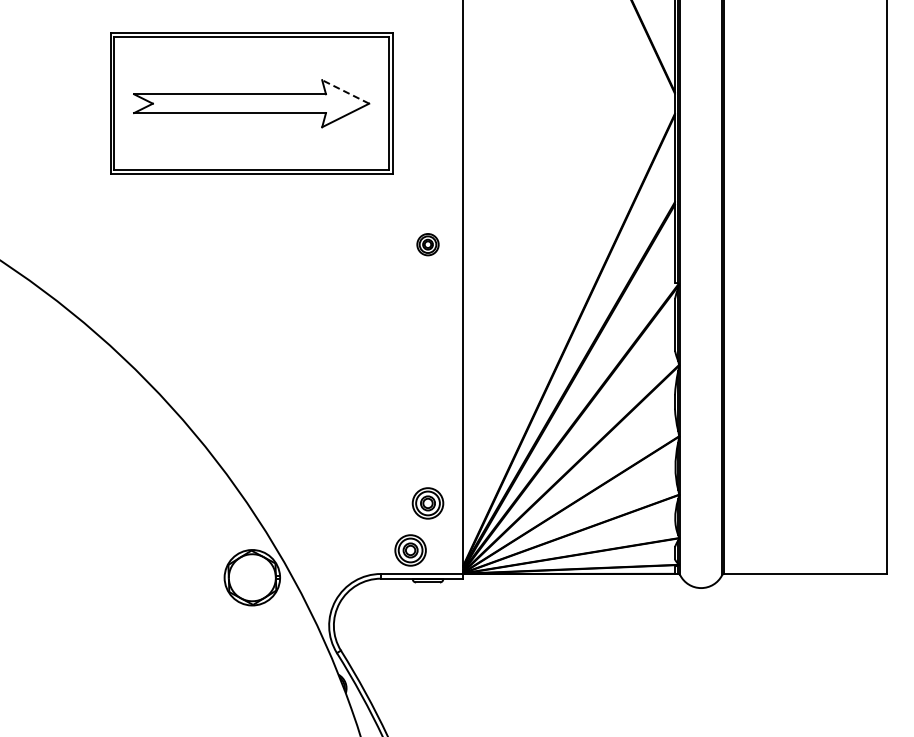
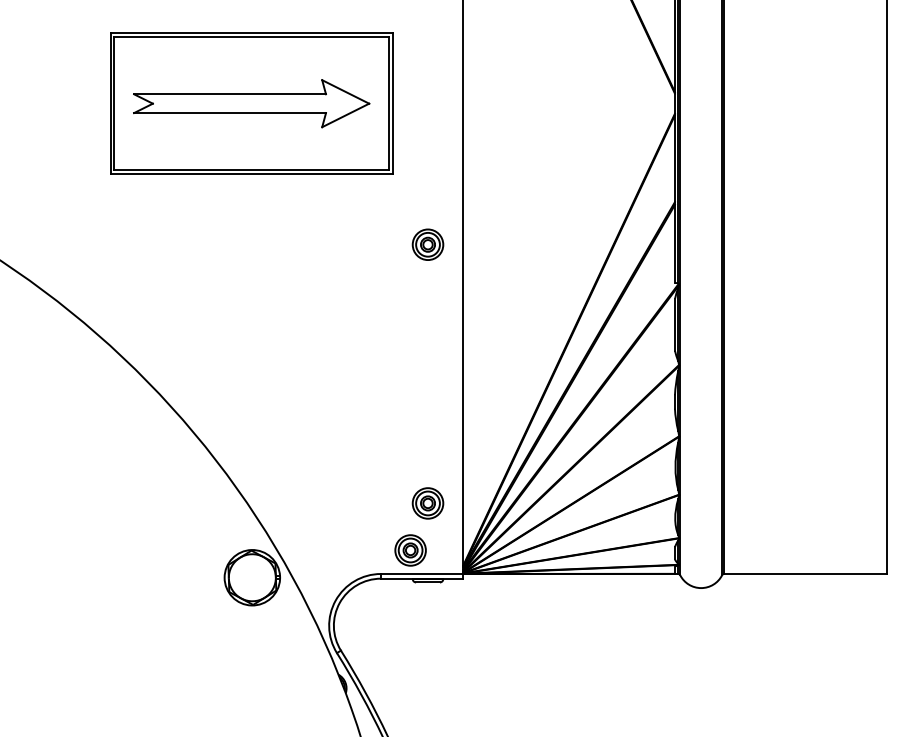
line: dashed -> solid (345, 91)
part size: 24x24 px -> 34x33 px (427, 244)
